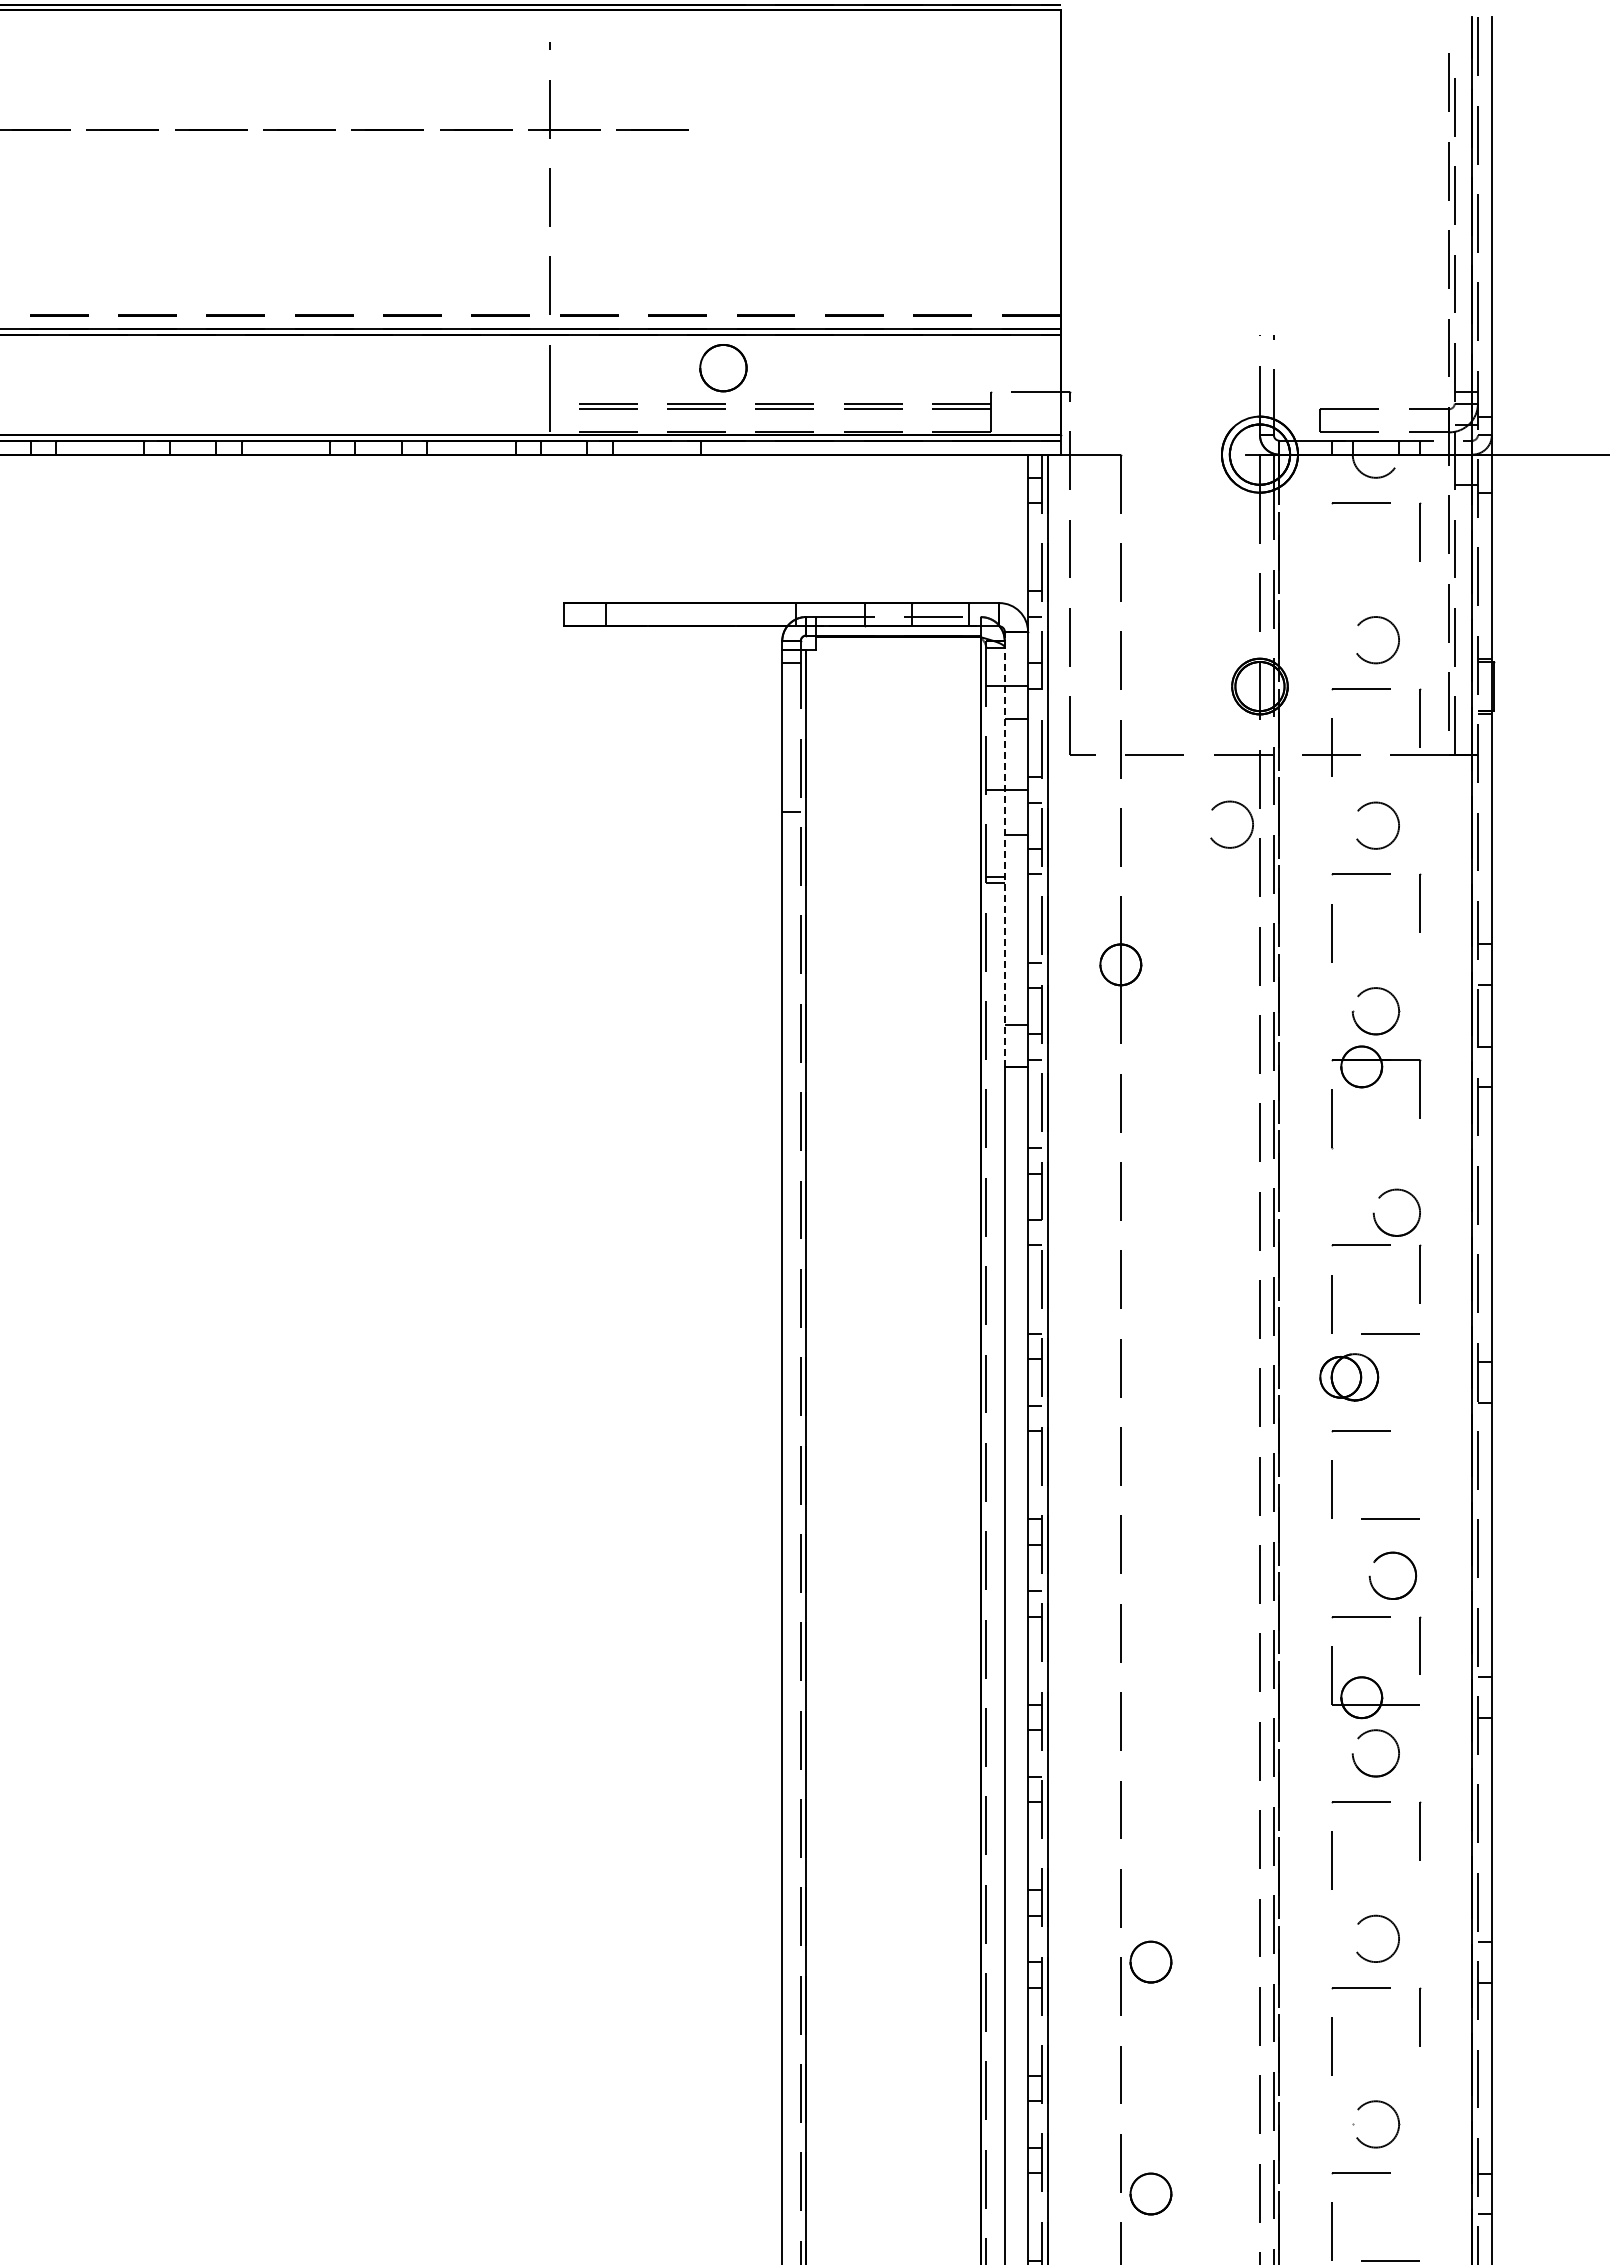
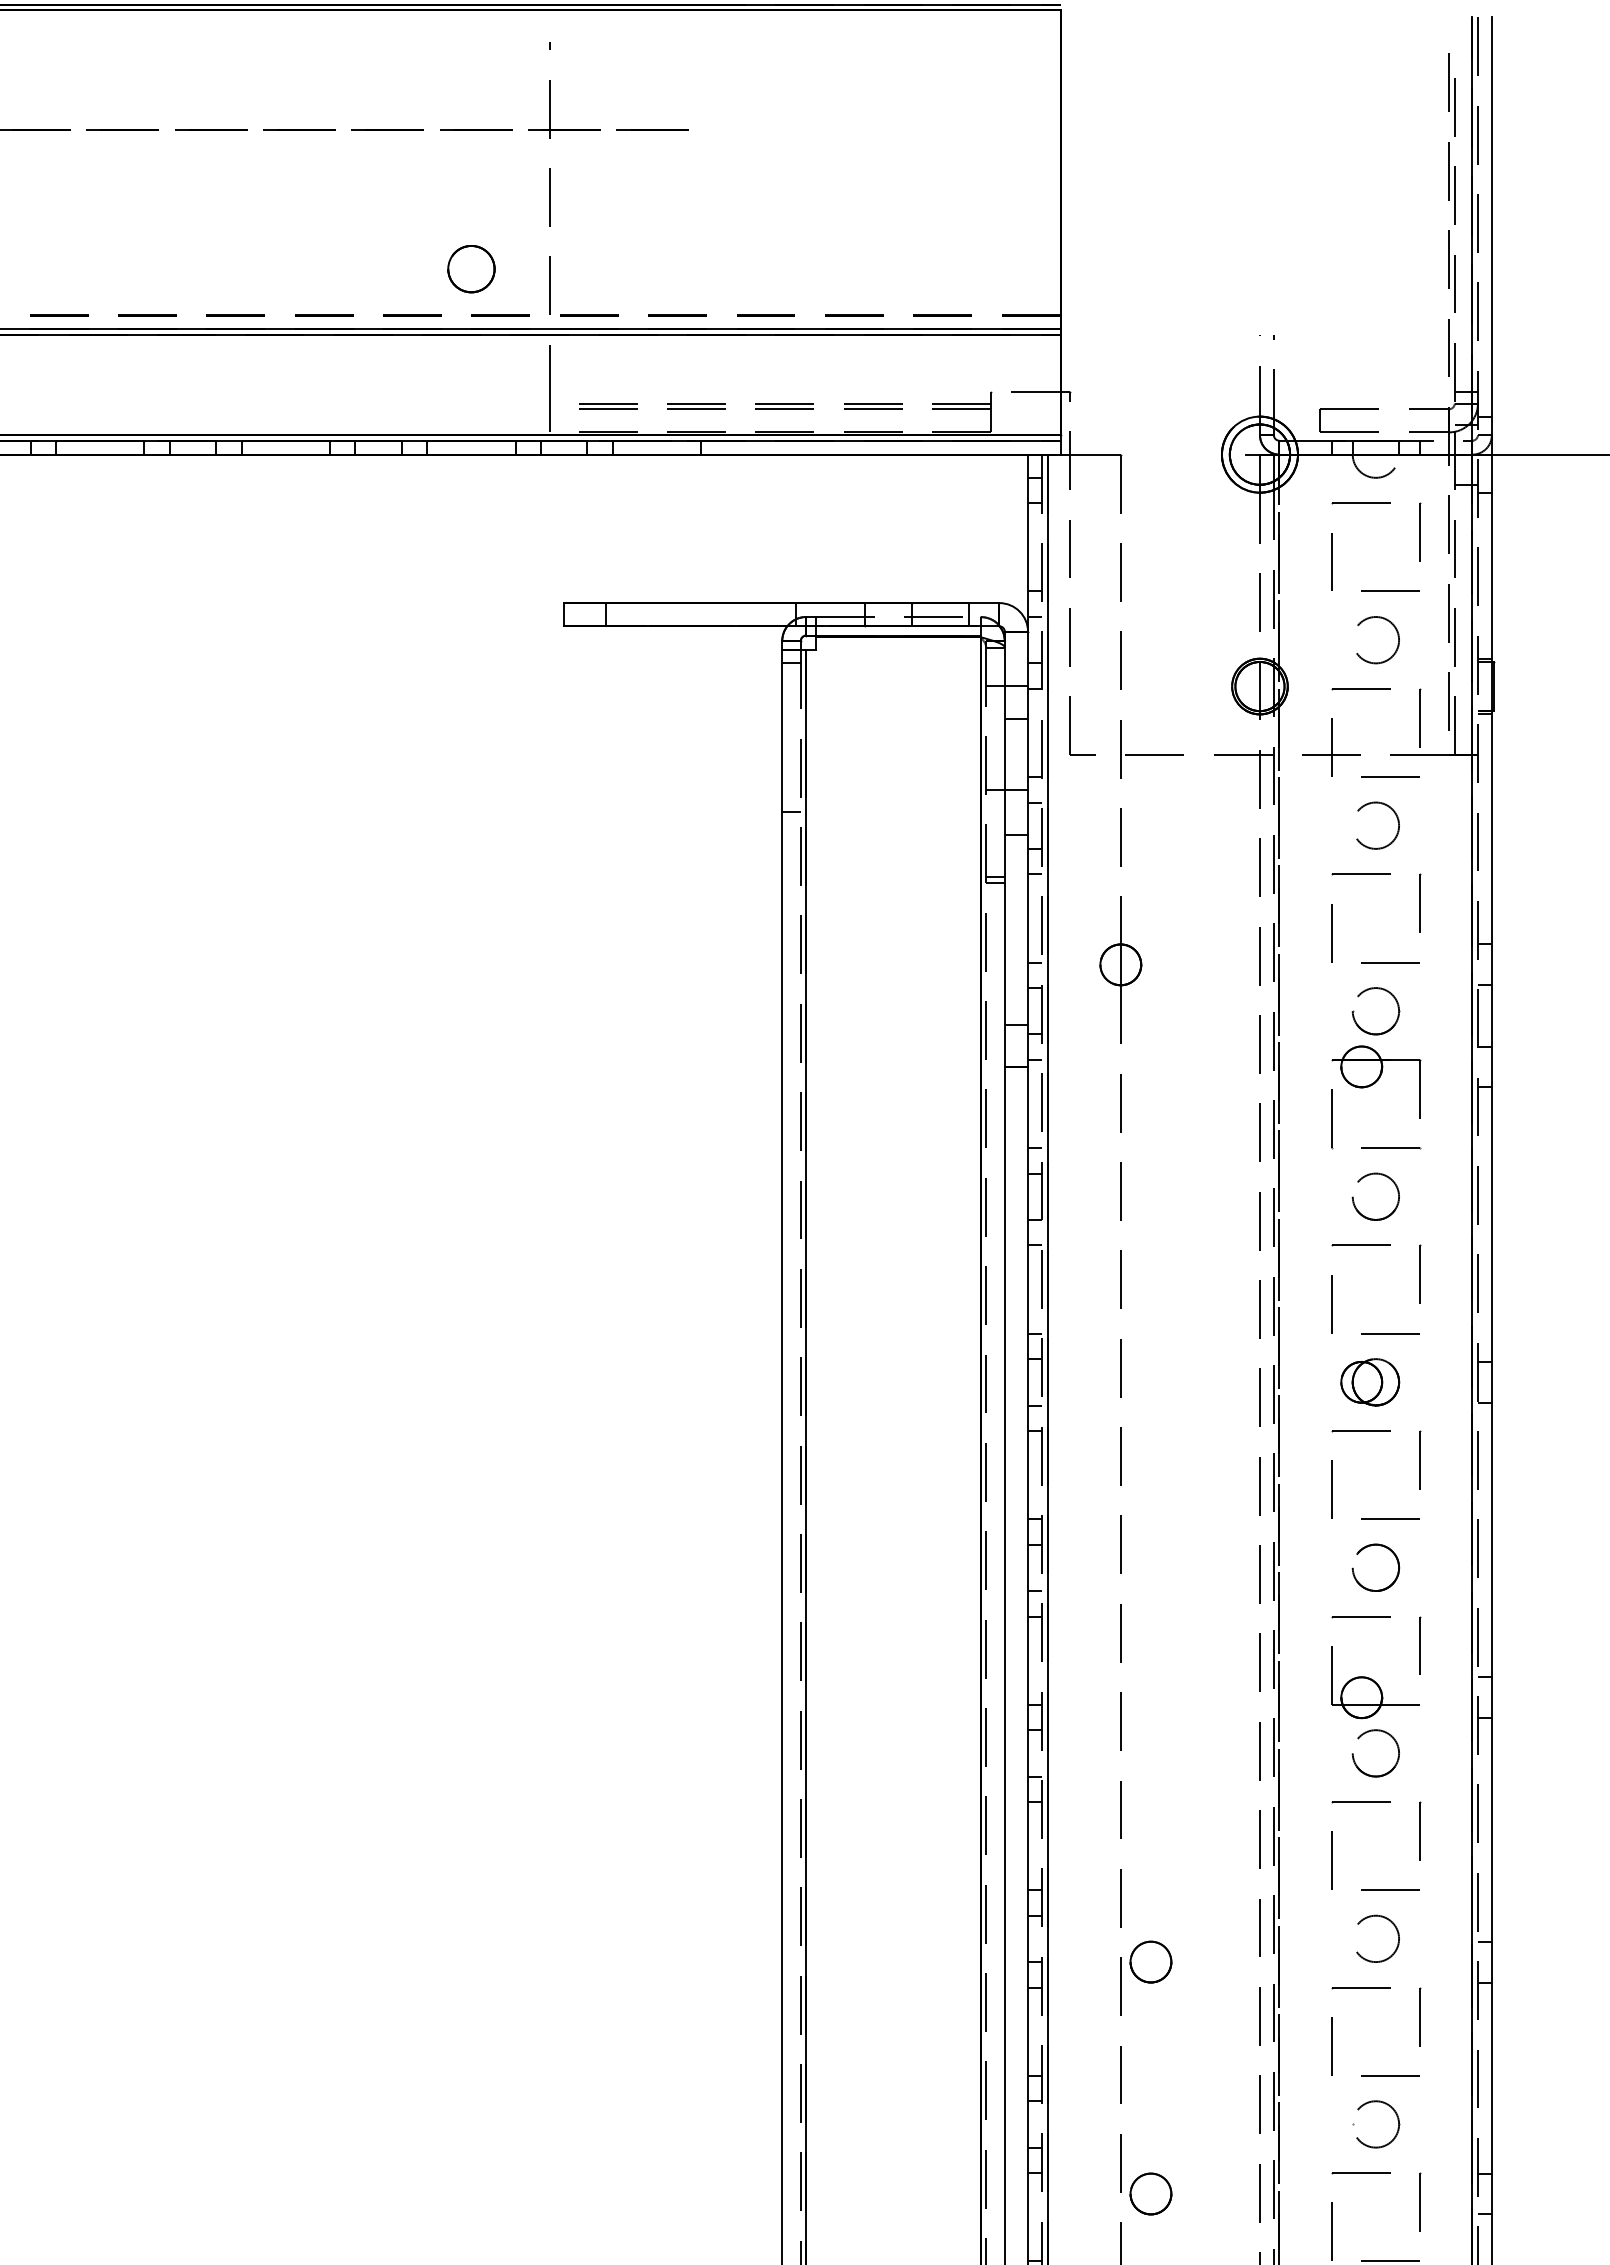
circle position: (723, 368) -> (471, 269) (471, 269)
line: none -> present (1331, 561)
line: none -> present (1390, 590)
line: none -> present (1390, 776)
circle: present -> none (1231, 824)
line: dashed -> solid (1004, 849)
line: none -> present (1390, 962)
line: none -> present (1391, 1148)
part position: (1383, 1195) -> (1362, 1179) (1362, 1179)
part position: (1349, 1377) -> (1370, 1382) (1370, 1382)
line: none -> present (1420, 1459)
part position: (1377, 1560) -> (1360, 1552) (1360, 1552)
line: none -> present (1390, 1889)
line: none -> present (1390, 2075)
line: none -> present (1420, 2201)
